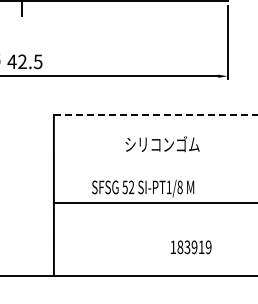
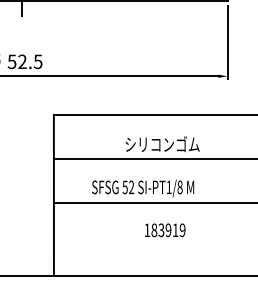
text: 42.5 -> 52.5 (11, 61)
line: dashed -> solid (155, 114)
line: none -> present (153, 159)
text position: (191, 247) -> (165, 230) (165, 230)
